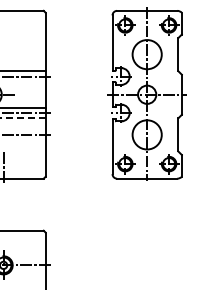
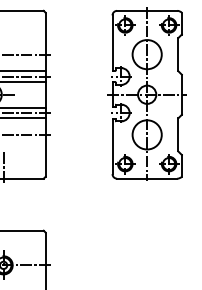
line: none -> present (26, 54)
line: none -> present (23, 82)
line: dashed -> solid (22, 118)
